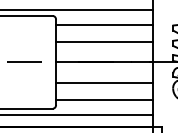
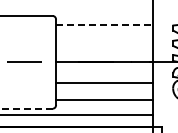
line: present -> none (77, 9)
line: solid -> dashed (104, 24)
line: present -> none (104, 42)
line: solid -> dashed (26, 108)
